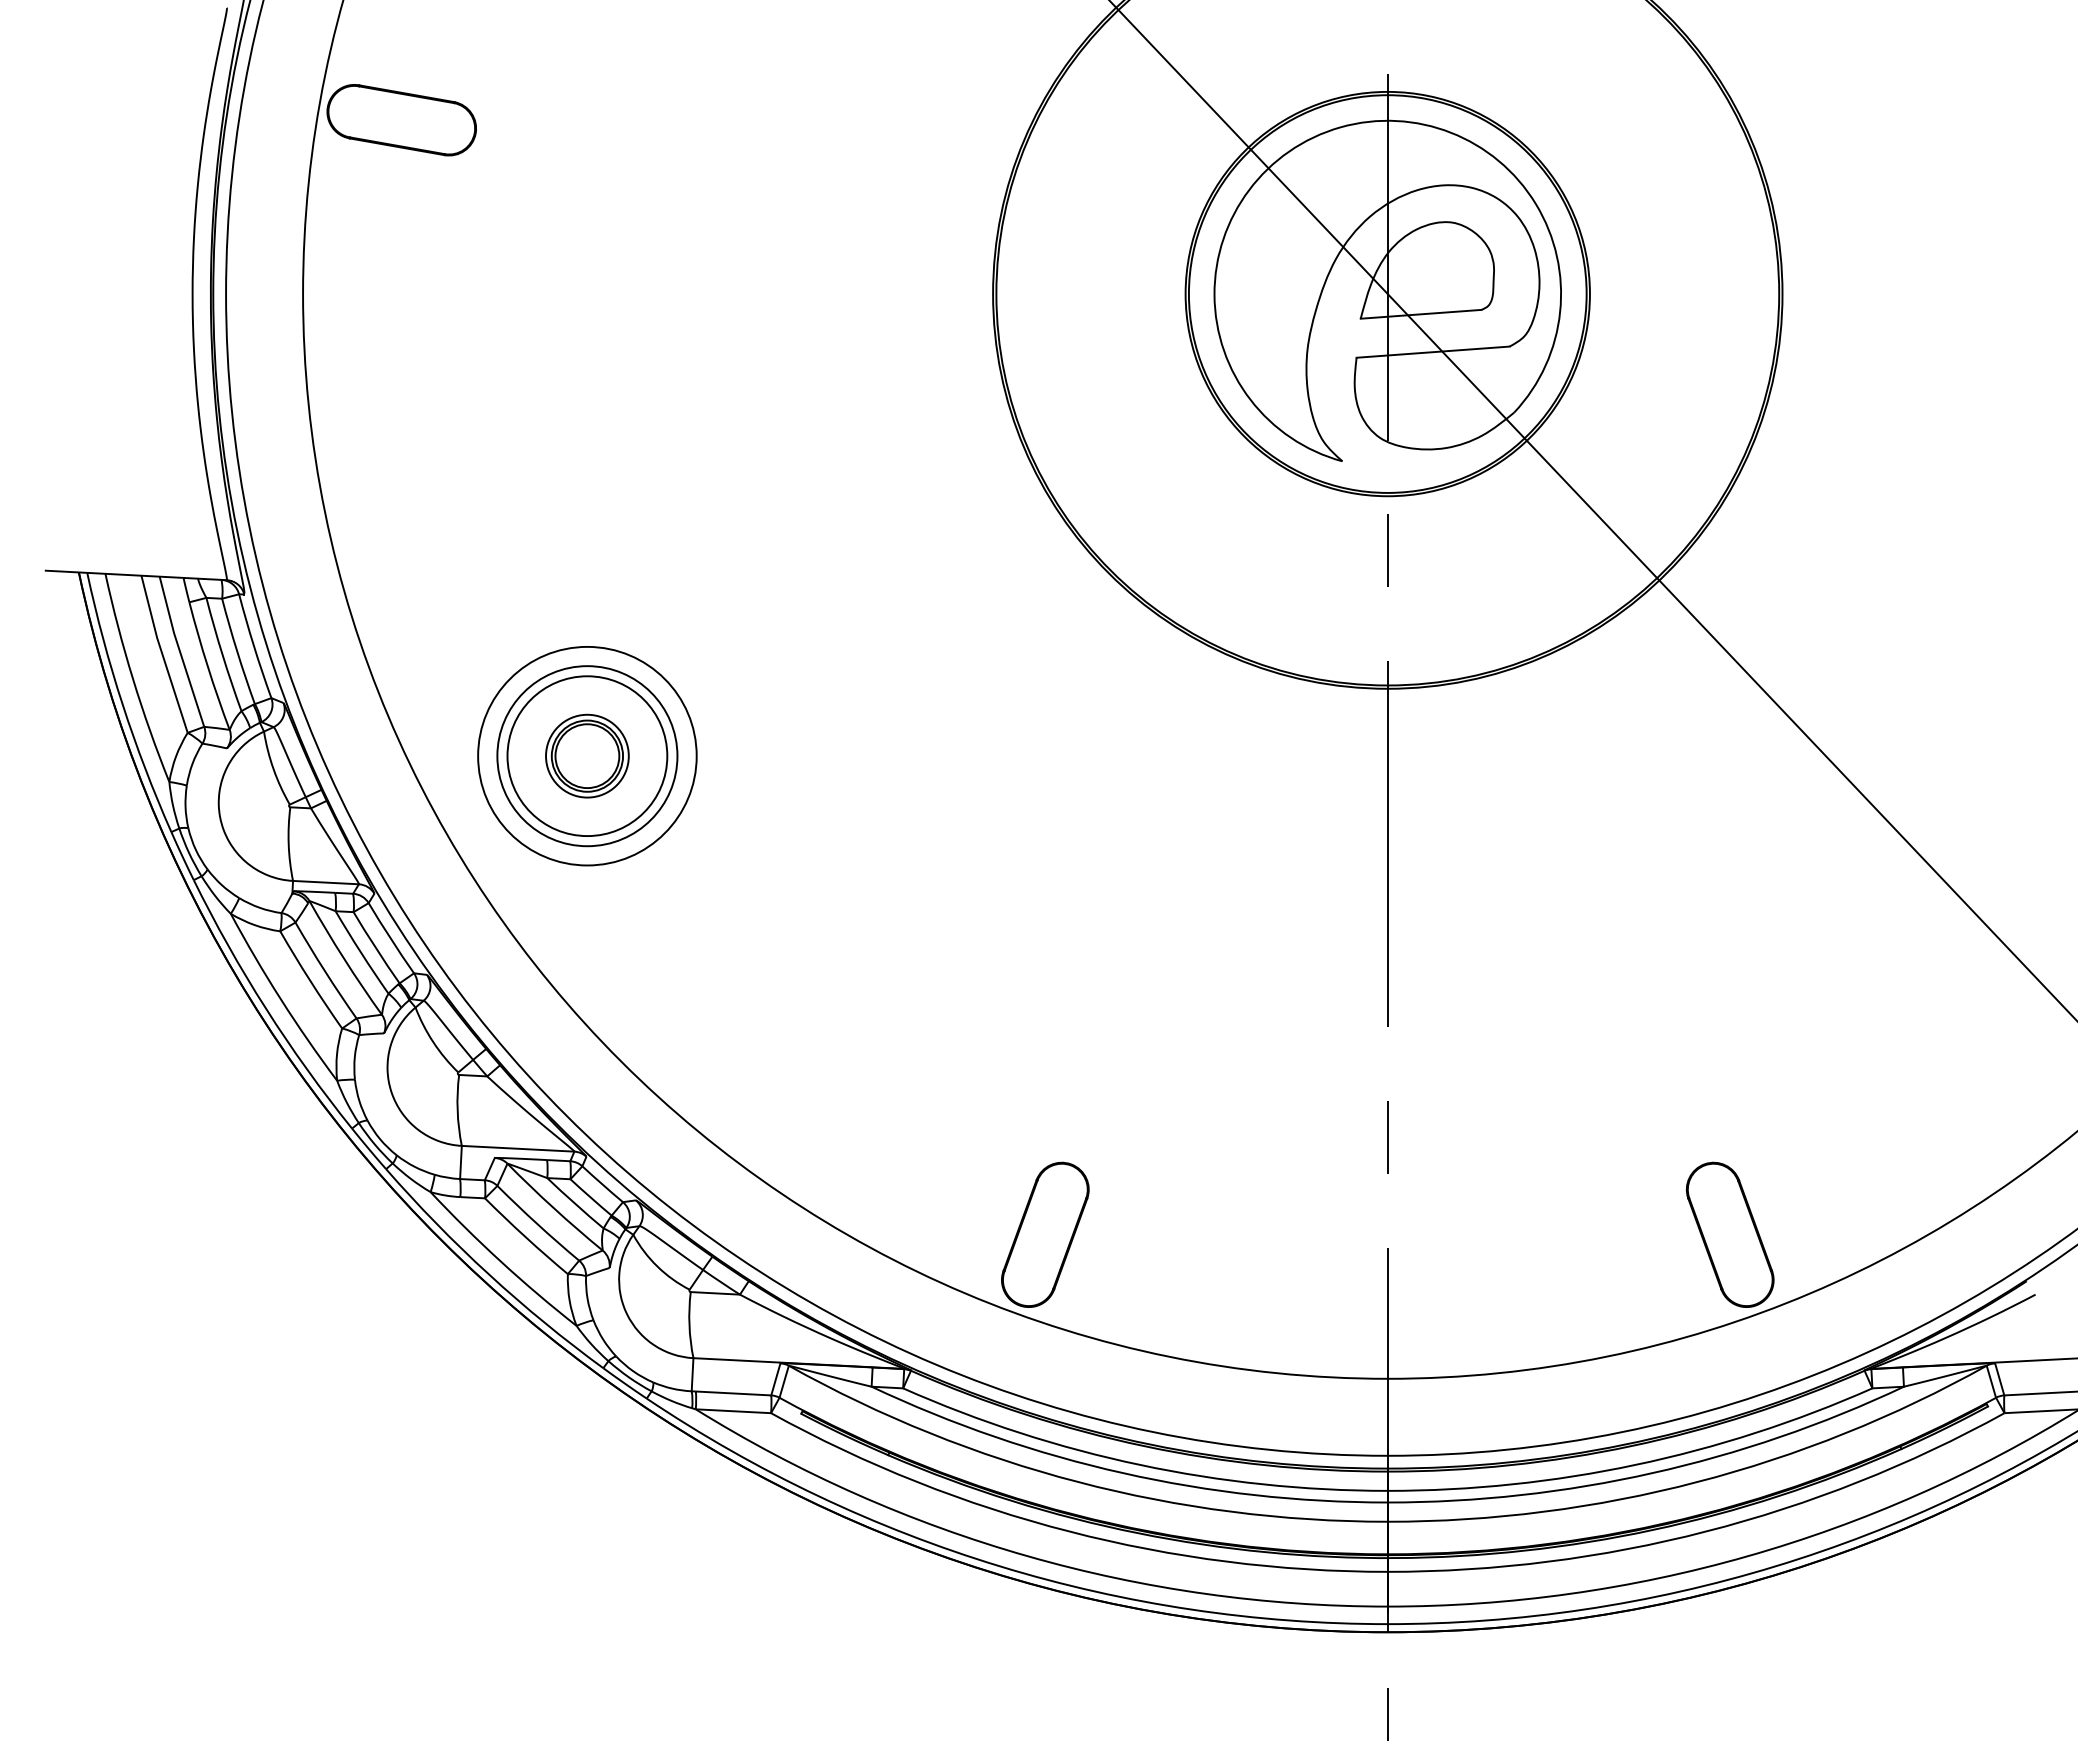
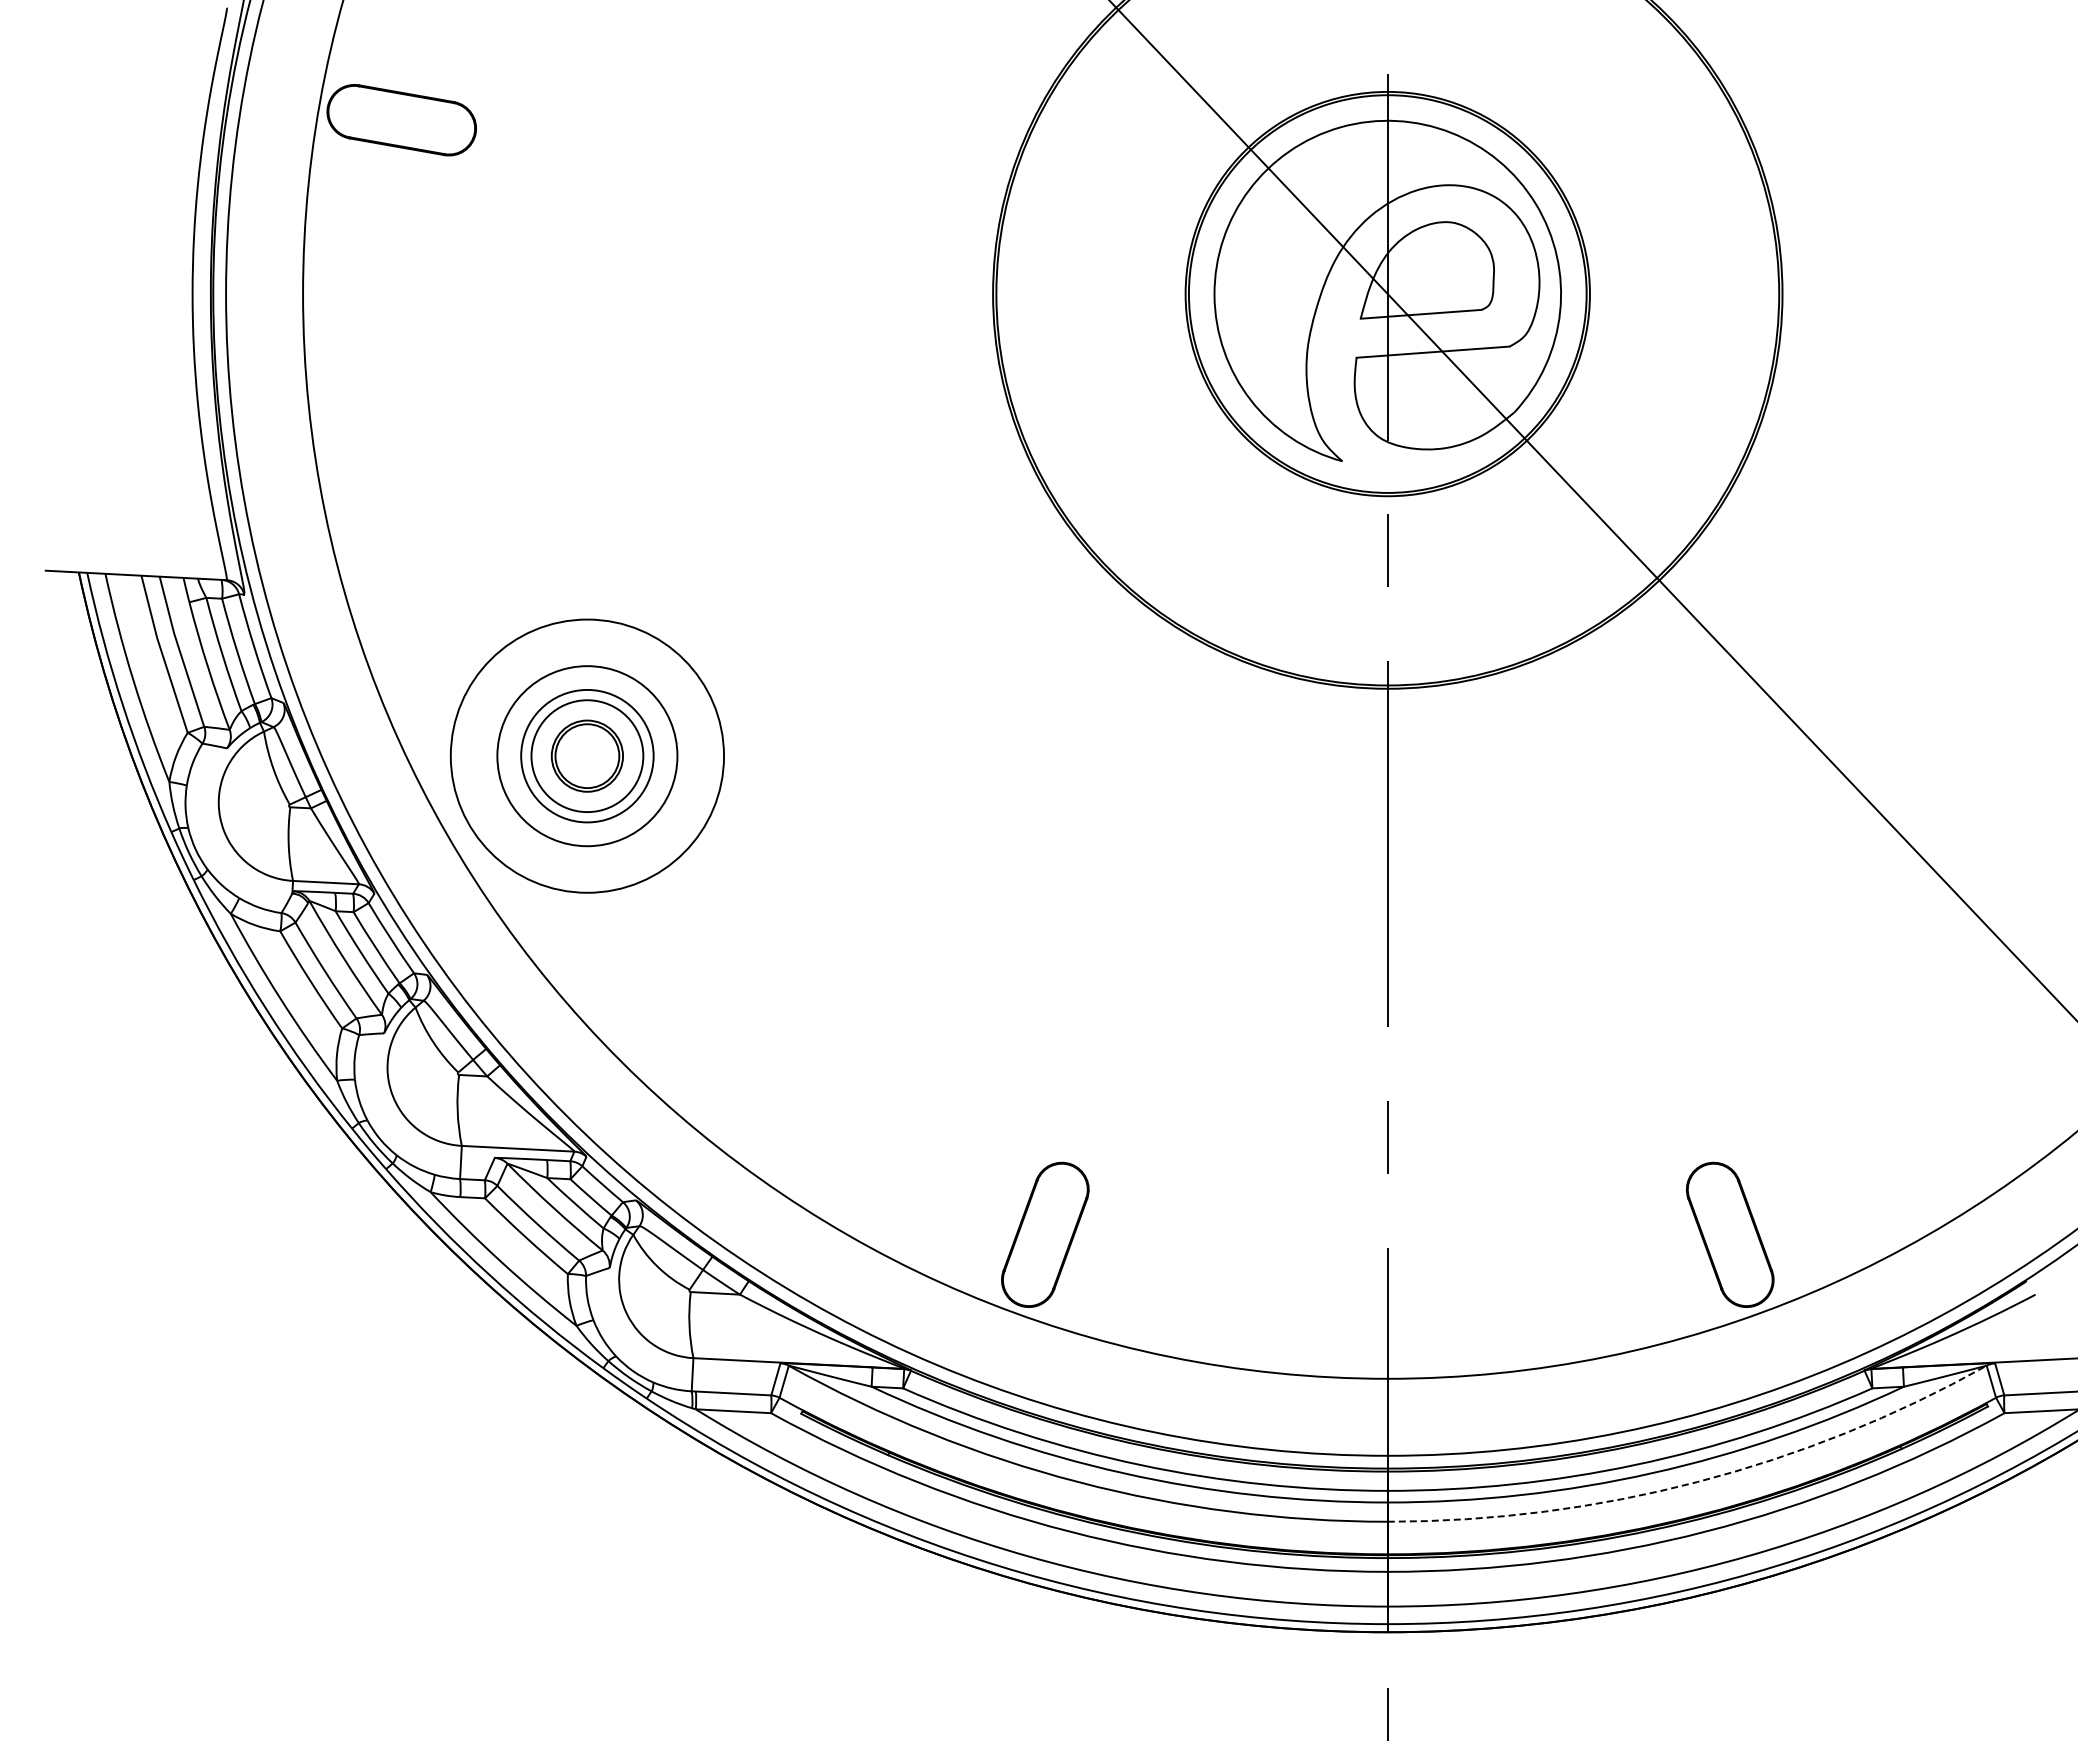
circle diameter: 219 px -> 273 px (587, 755)
circle diameter: 83 px -> 132 px (587, 755)
circle diameter: 160 px -> 112 px (587, 756)
arc: solid -> dashed (1697, 1482)
